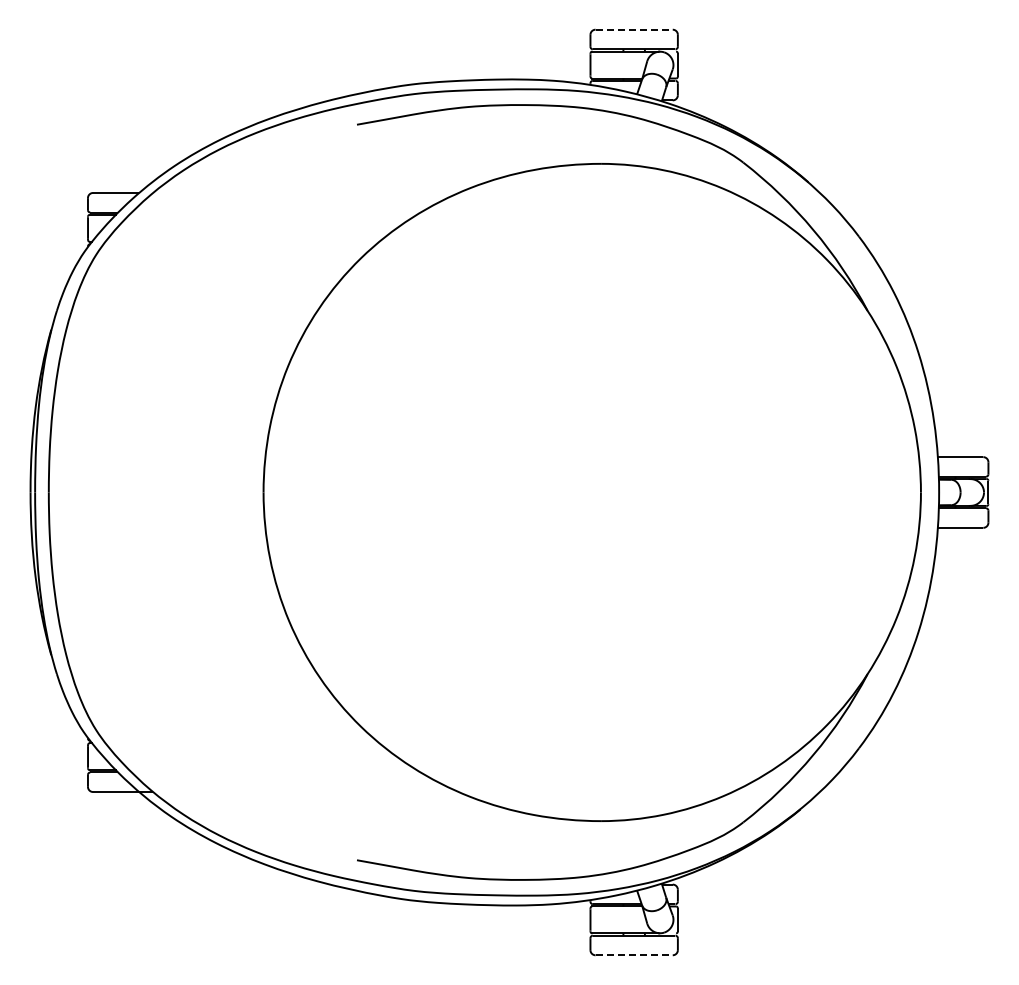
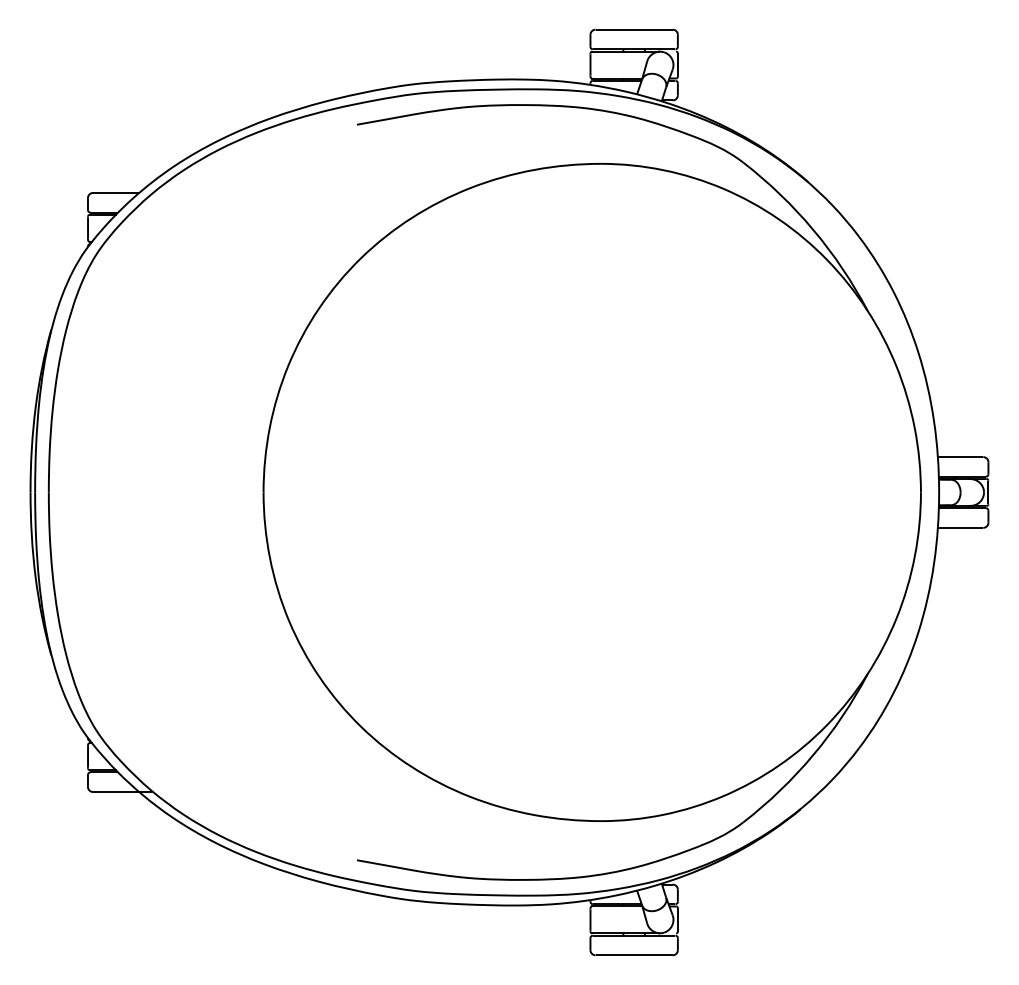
line: dashed -> solid (634, 29)
line: dashed -> solid (634, 955)
